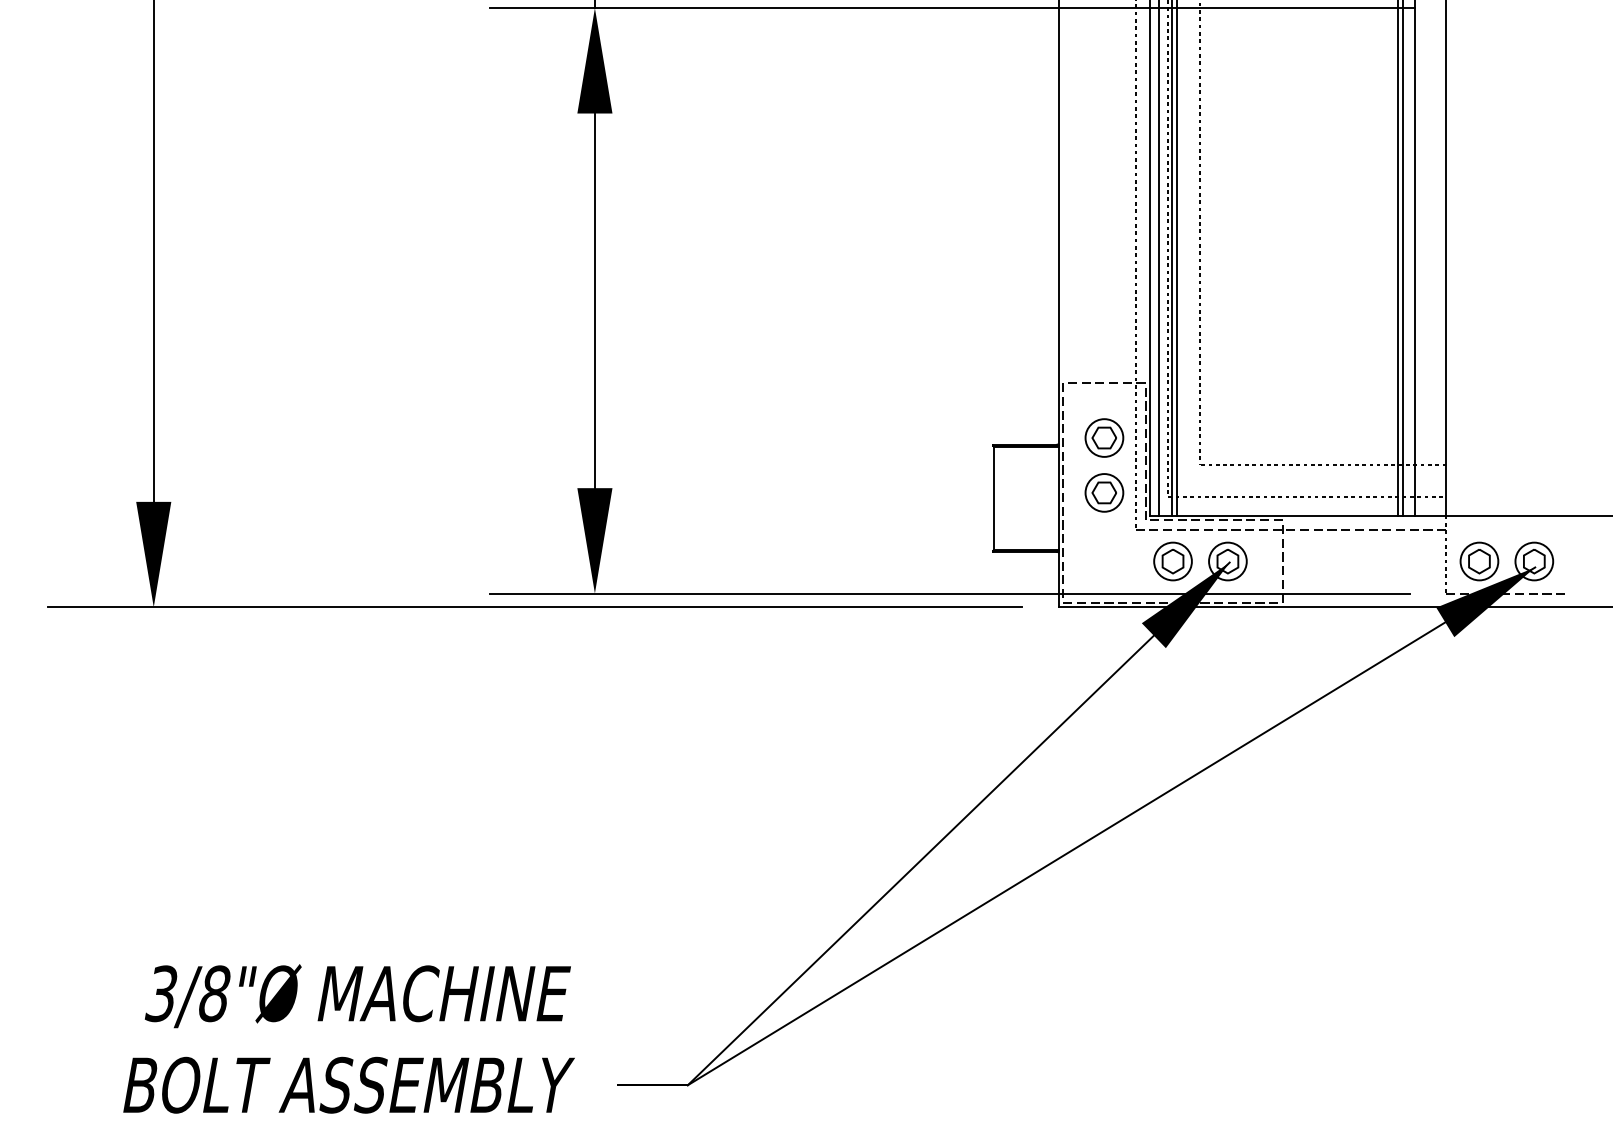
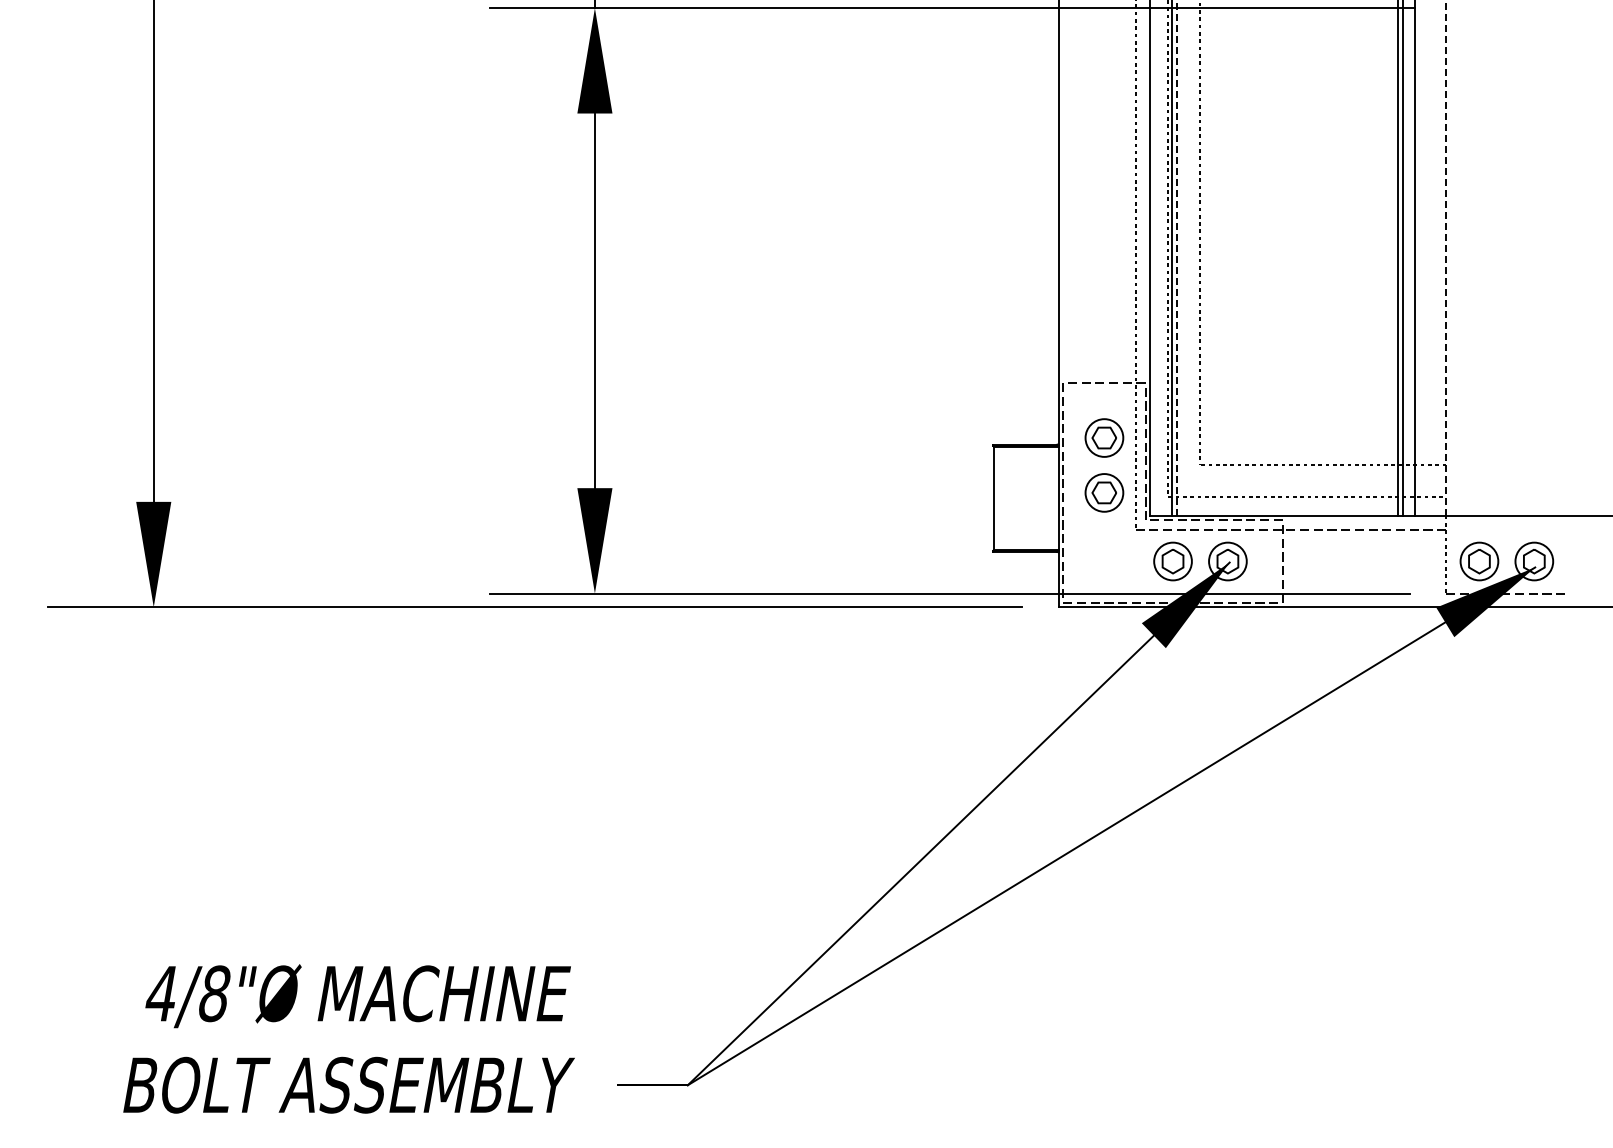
line: solid -> dashed (1176, 257)
line: solid -> dashed (1446, 257)
line: present -> none (1159, 258)
text: 3/8"Ø -> 4/8"Ø (160, 993)
